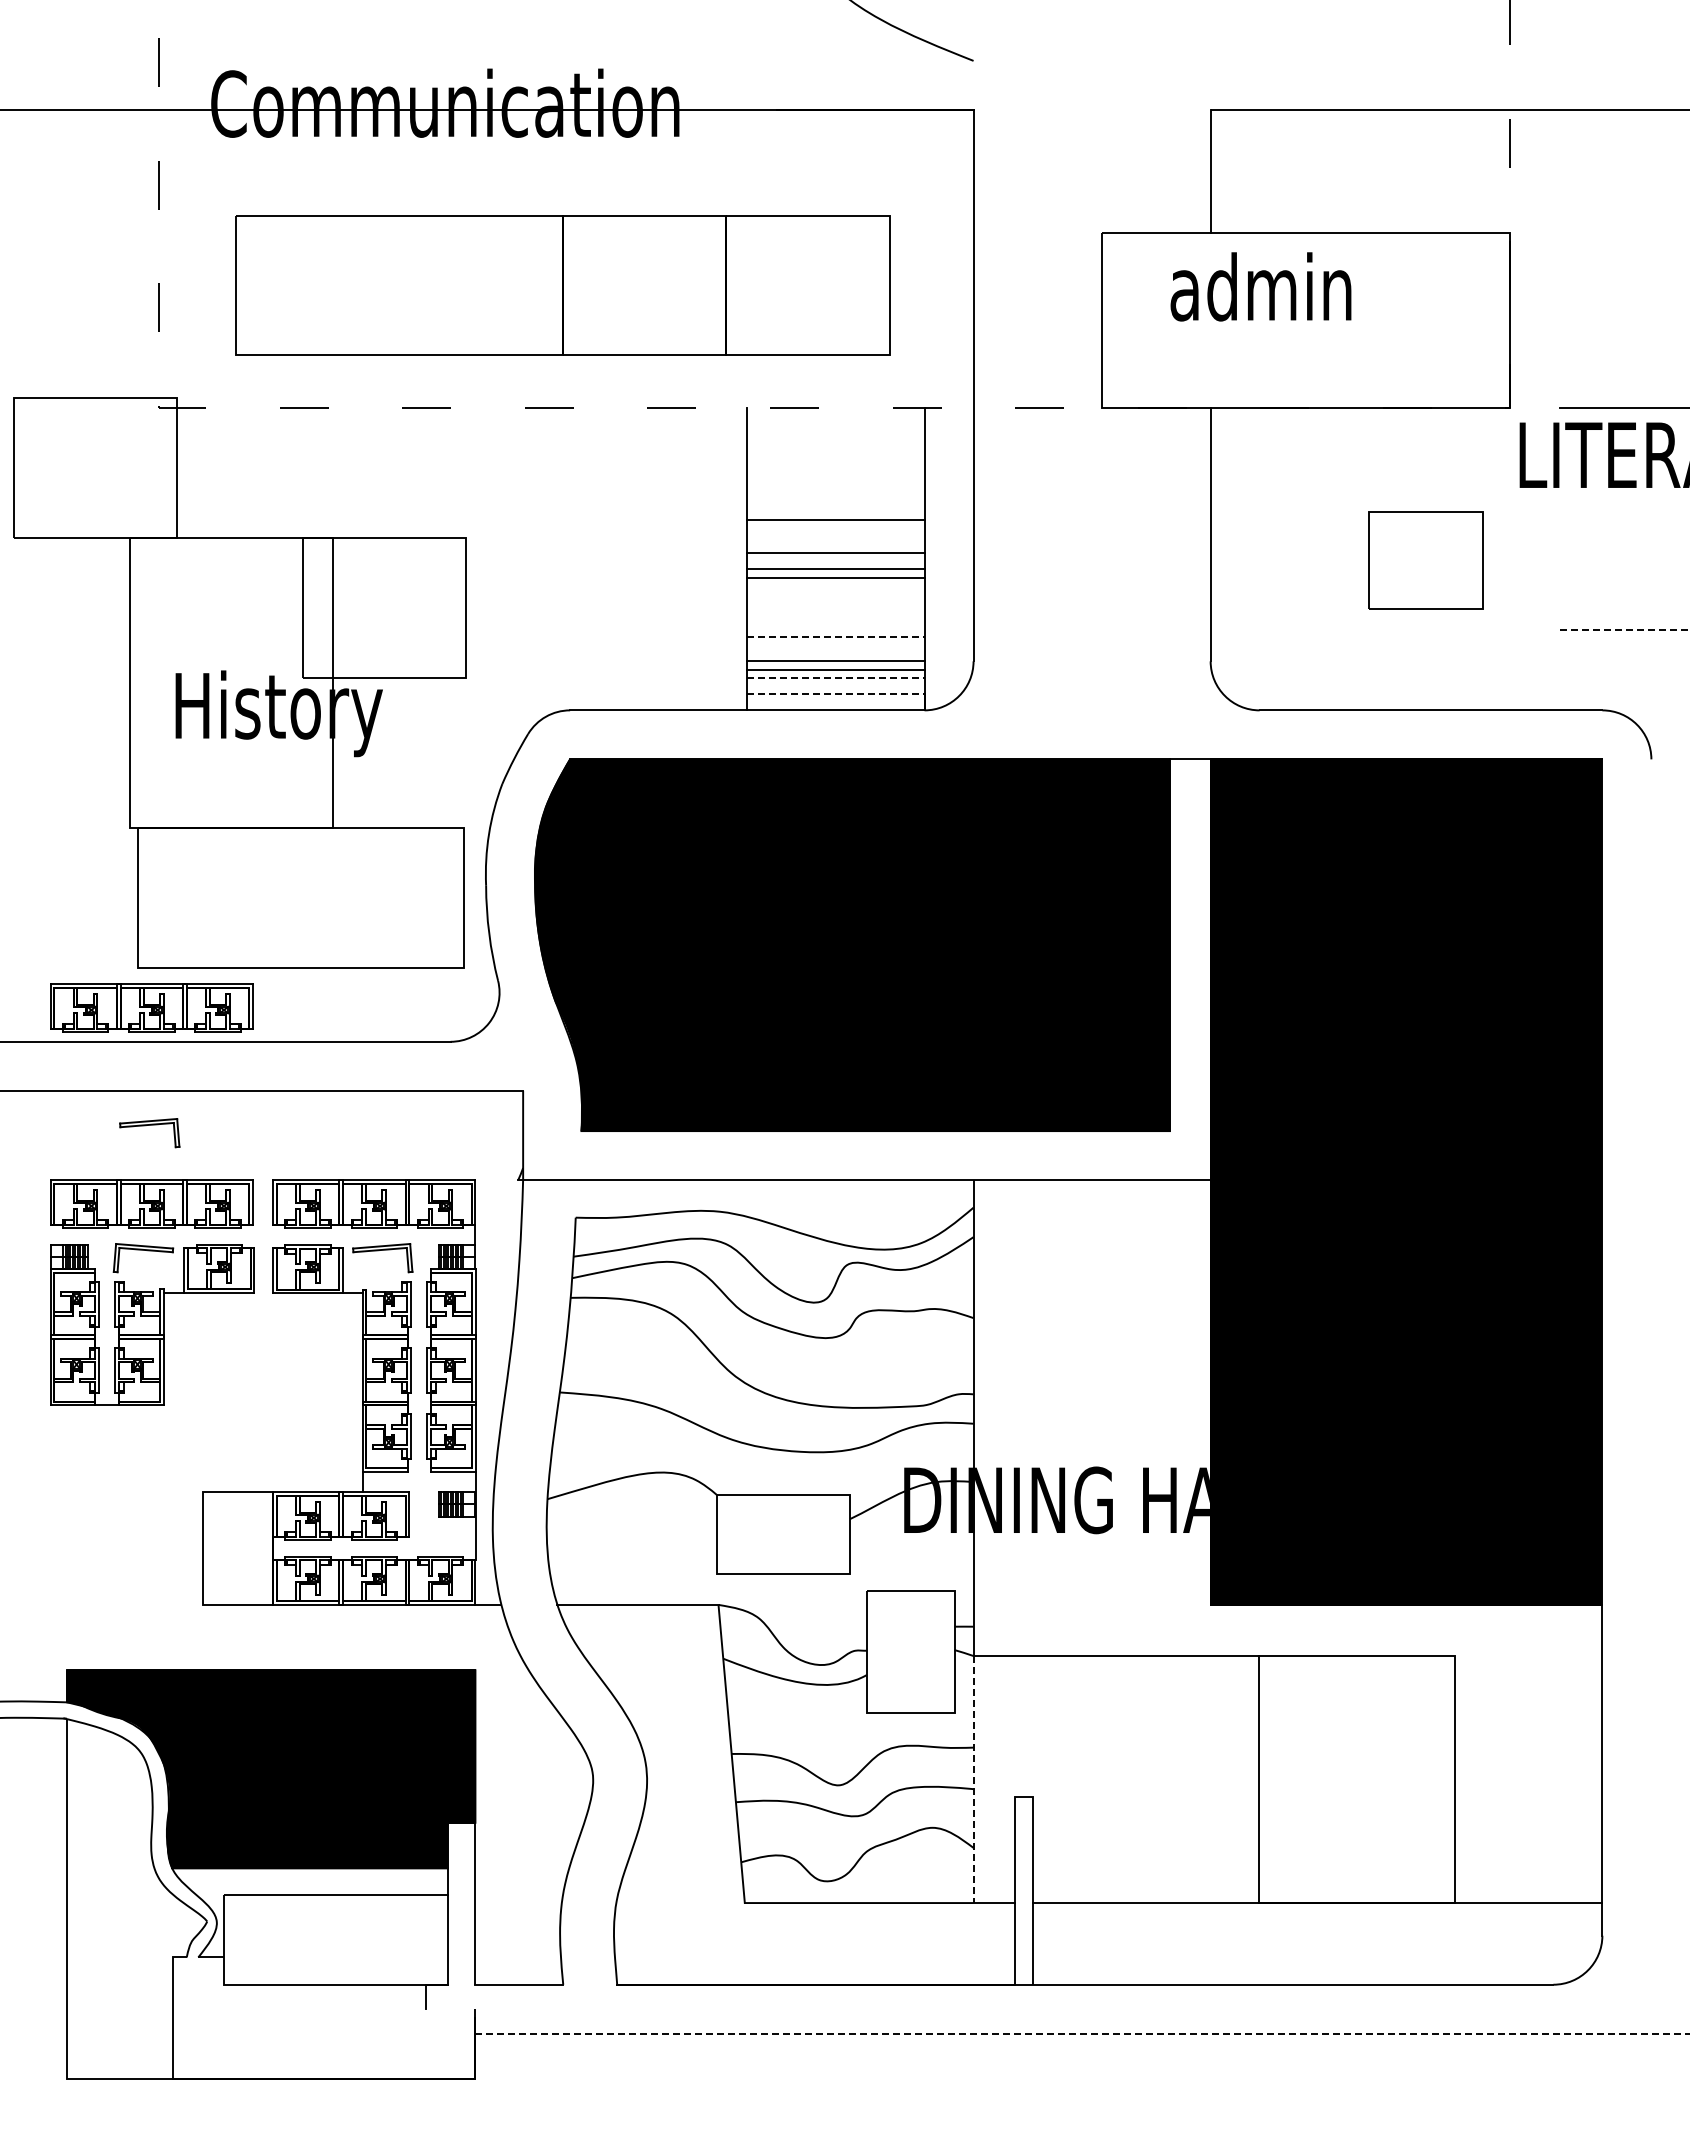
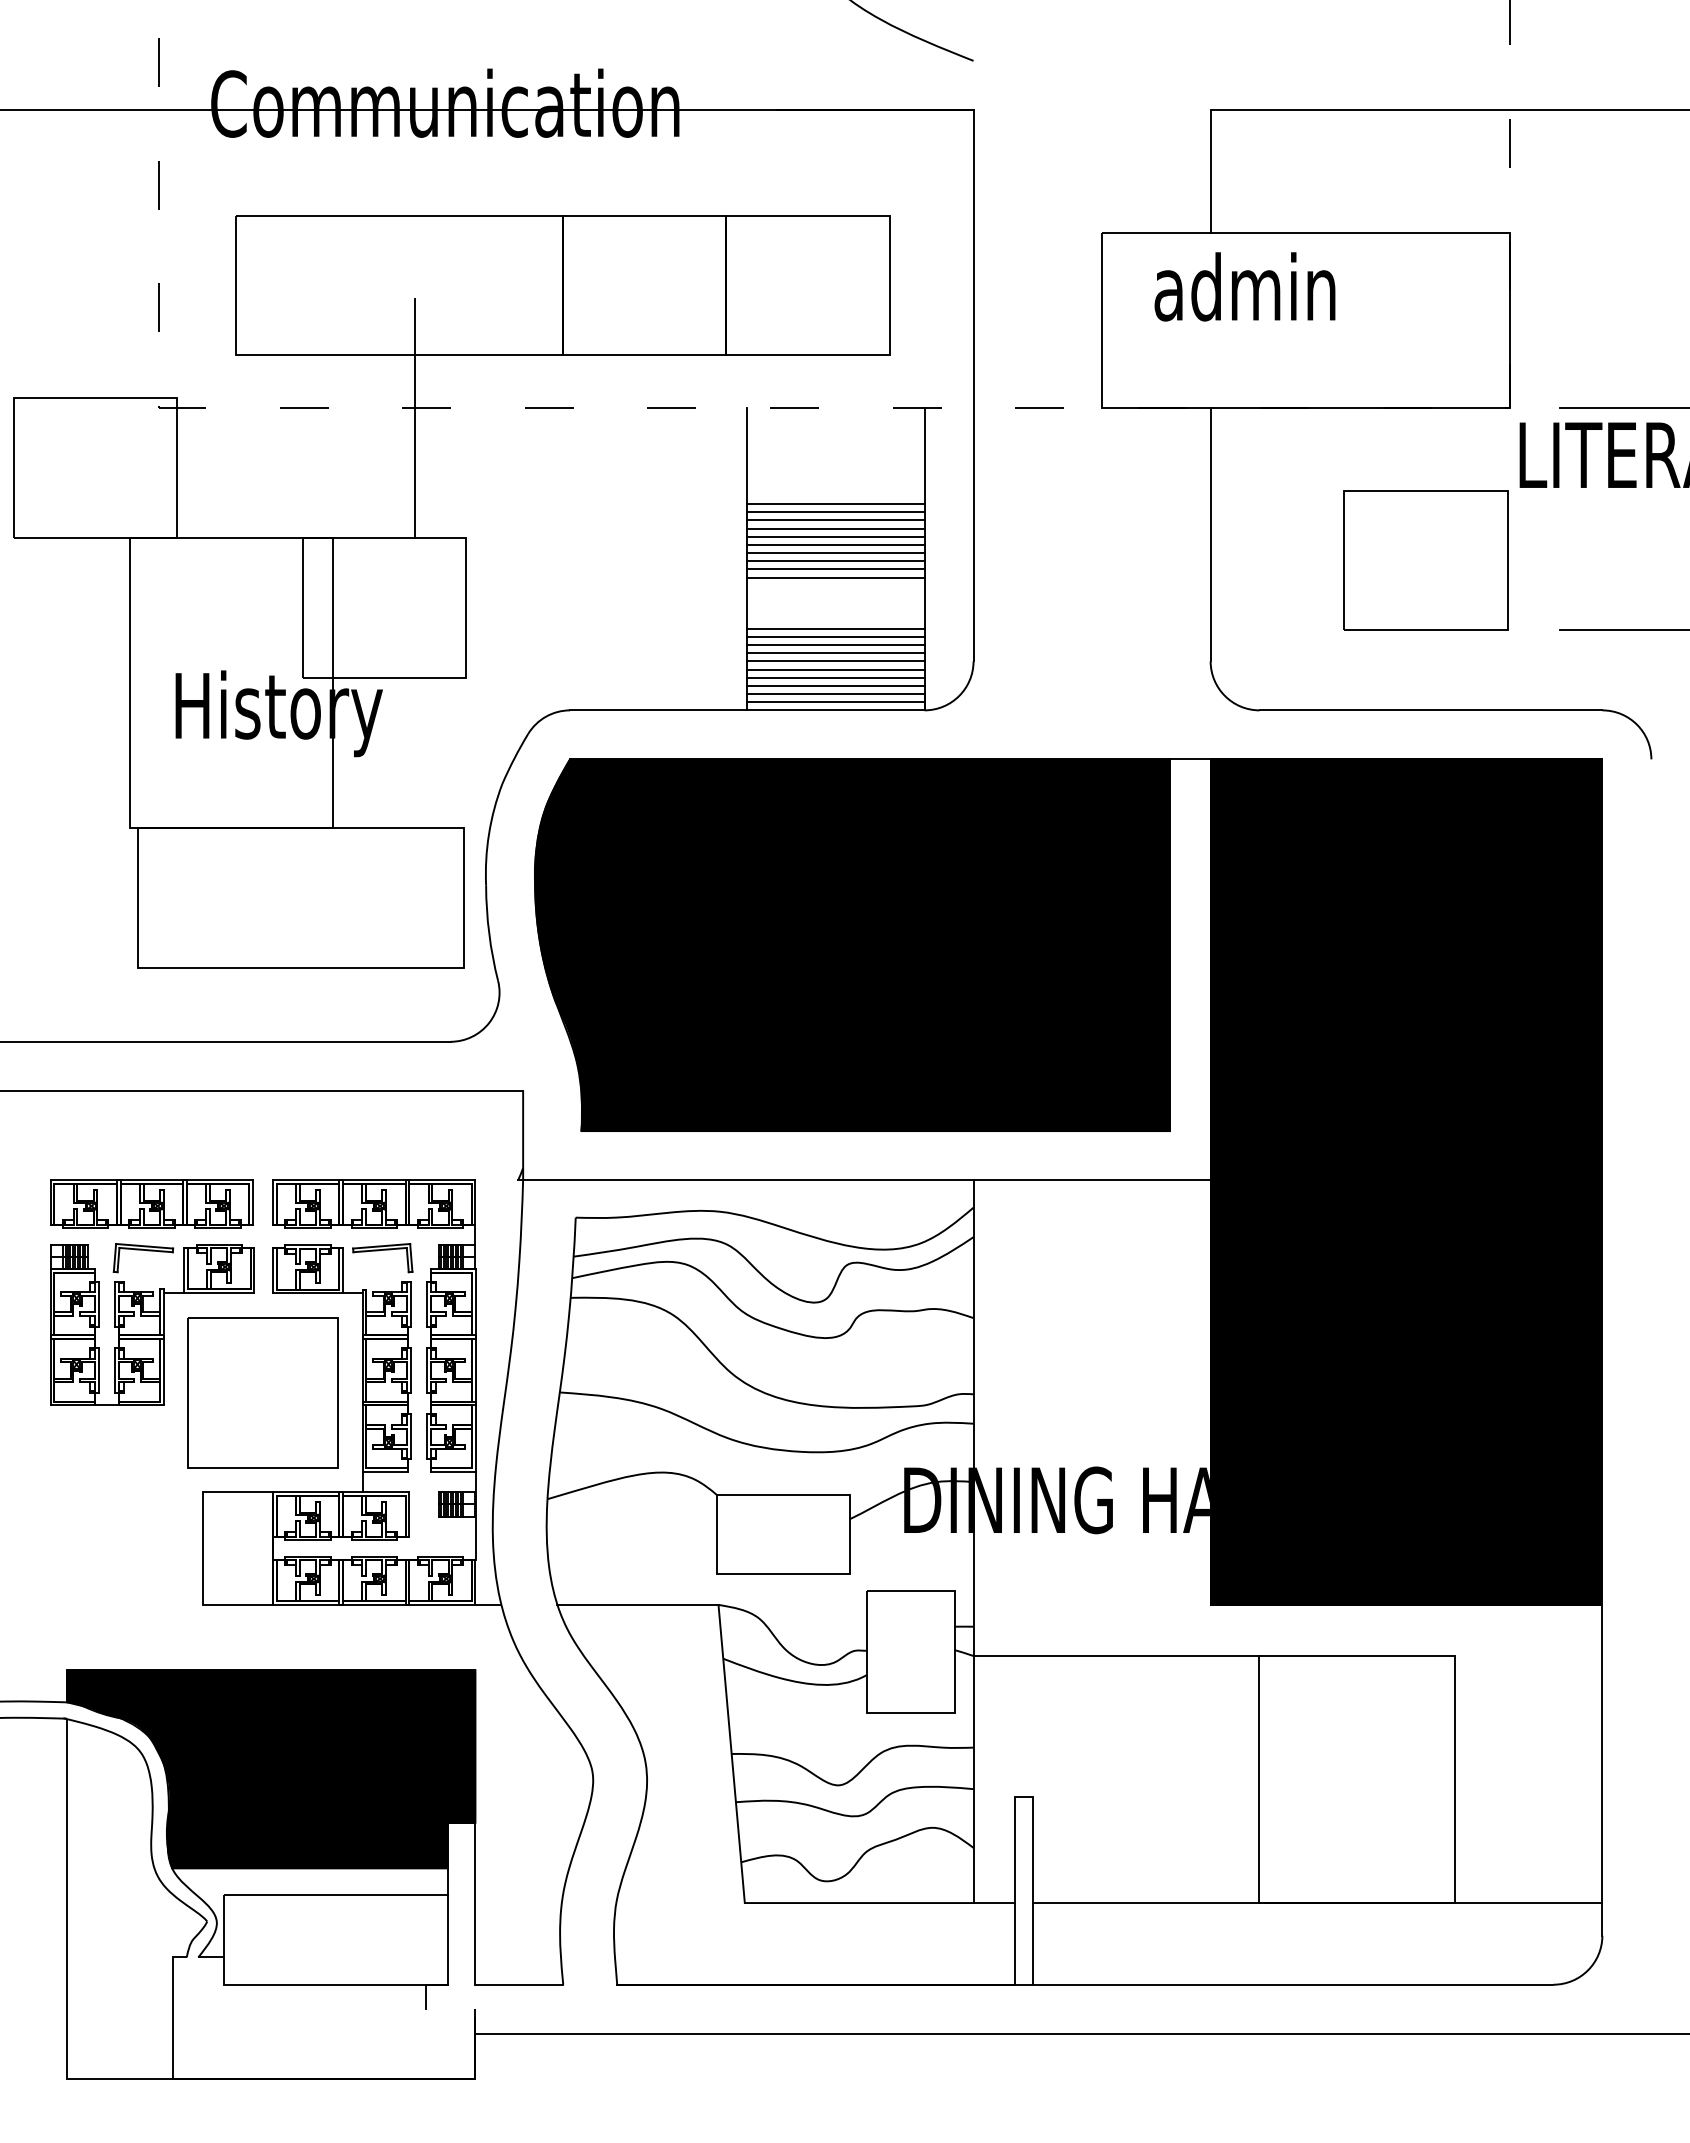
text position: (1260, 286) -> (1244, 286) (1244, 286)
line: none -> present (414, 418)
line: none -> present (835, 504)
line: none -> present (835, 512)
line: none -> present (835, 528)
line: none -> present (835, 536)
line: none -> present (835, 544)
part size: 116x99 px -> 166x141 px (1425, 560)
line: none -> present (835, 561)
line: none -> present (835, 628)
line: dashed -> solid (1625, 629)
line: dashed -> solid (835, 636)
line: none -> present (835, 645)
line: none -> present (835, 653)
line: dashed -> solid (835, 677)
line: none -> present (835, 685)
line: dashed -> solid (835, 694)
line: none -> present (835, 702)
part: present -> none (151, 1007)
part: present -> none (149, 1125)
part: none -> present (262, 1392)
line: dashed -> solid (973, 1779)
line: dashed -> solid (1083, 2033)
